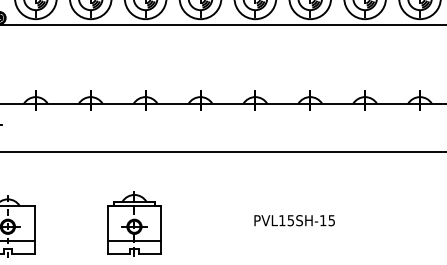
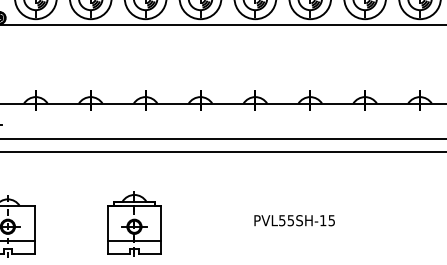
line: none -> present (222, 138)
text: PVL15SH-15 -> PVL55SH-15 (282, 220)
